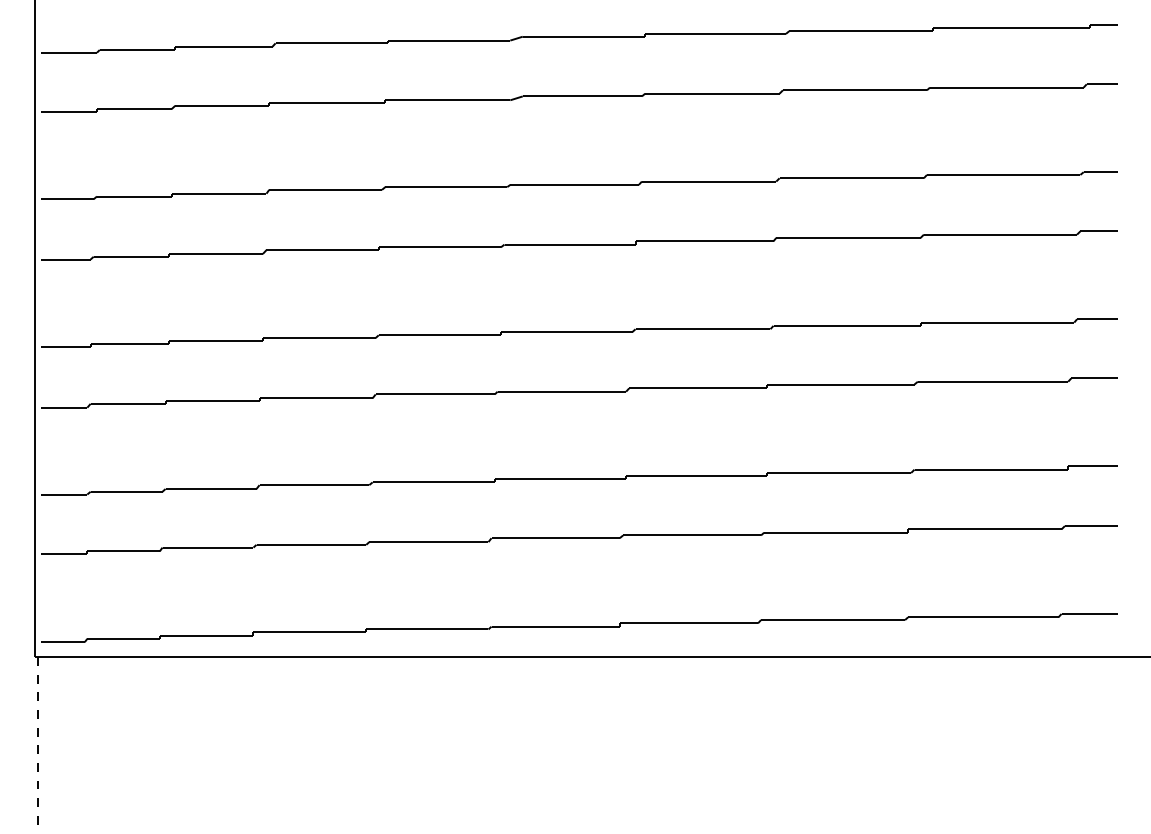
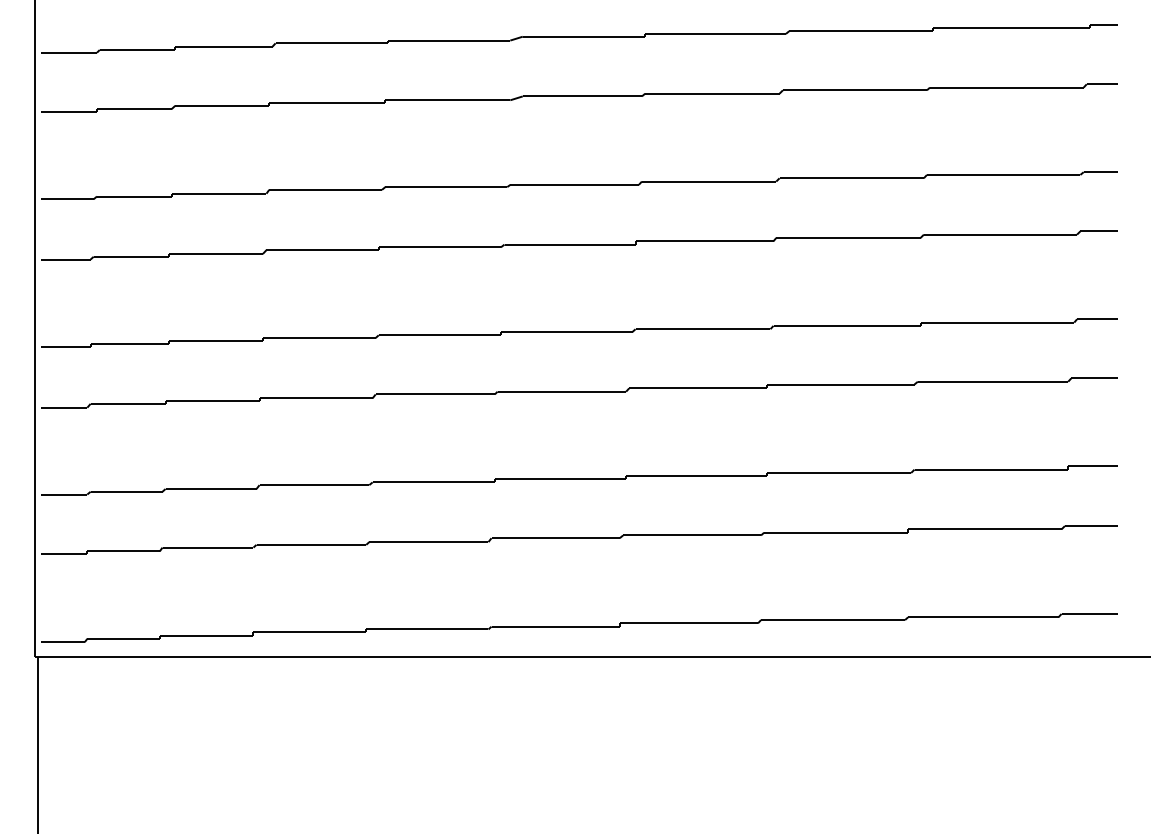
line: dashed -> solid (37, 745)
